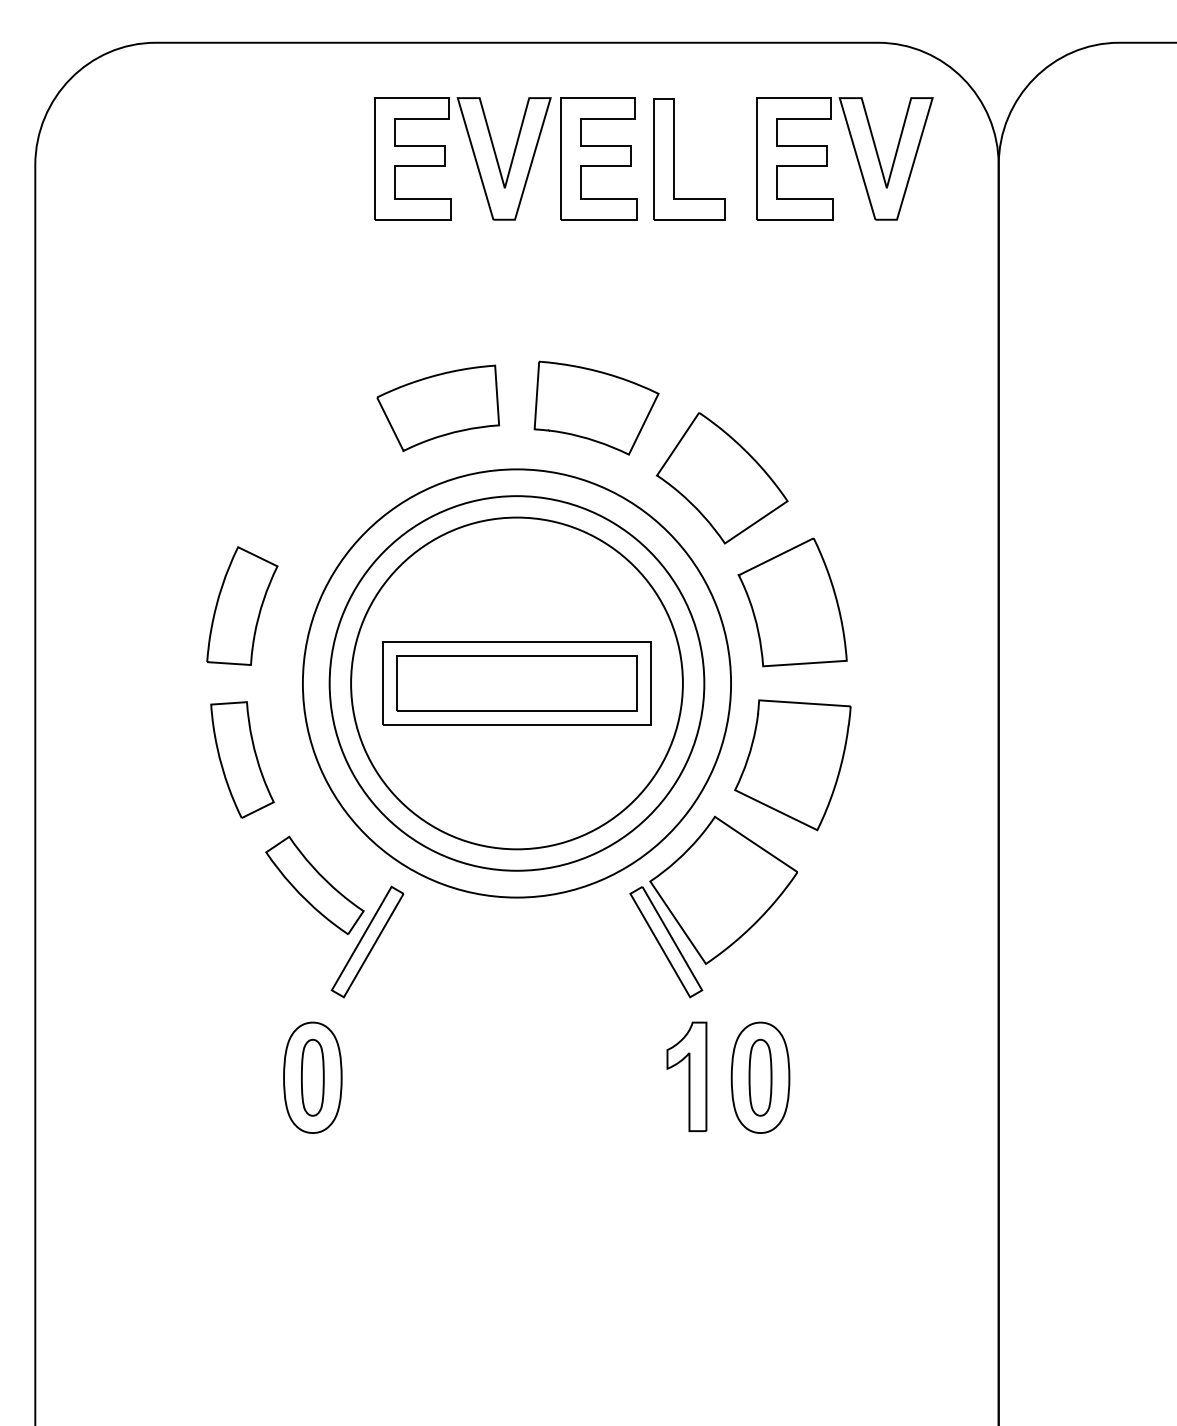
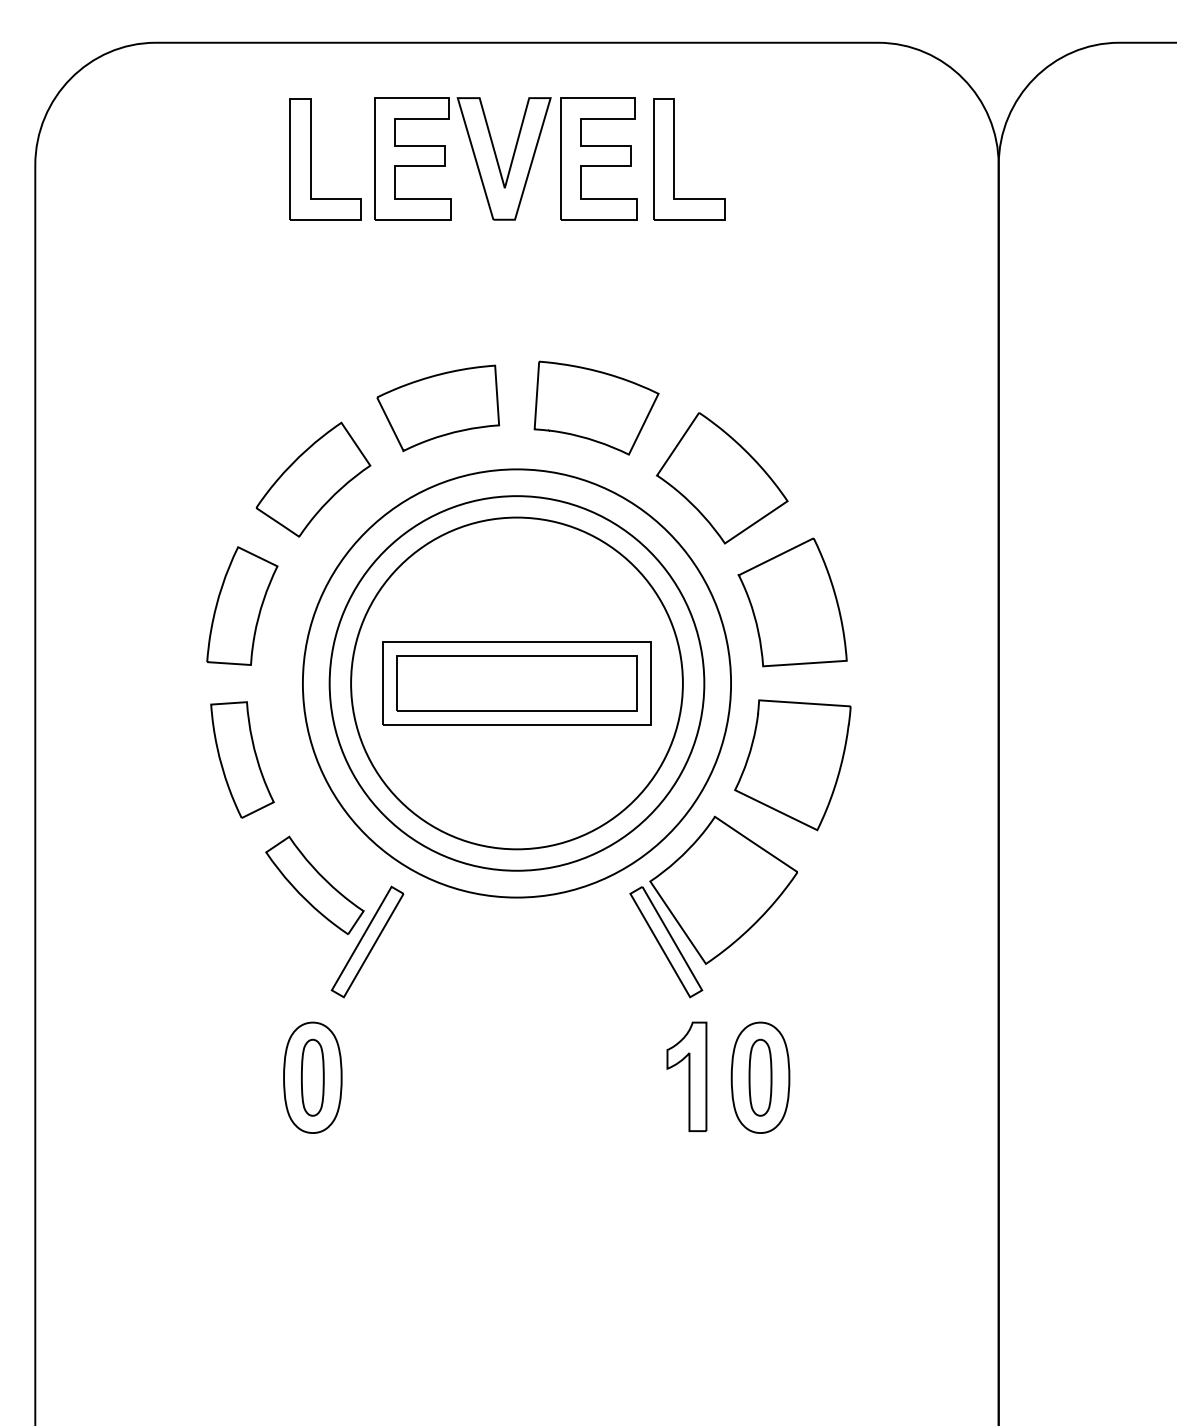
part: present -> none (855, 155)
part: none -> present (311, 159)
part: none -> present (313, 479)
